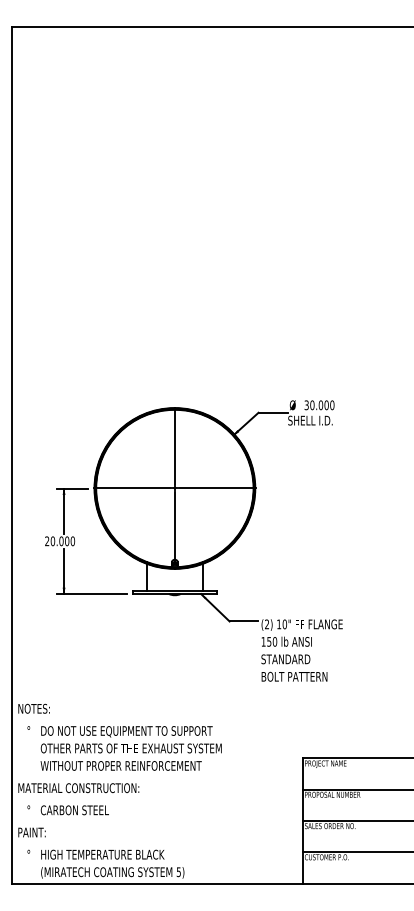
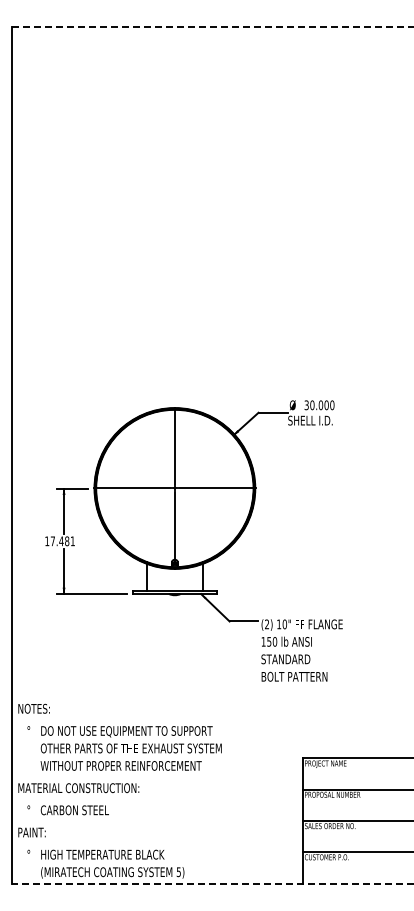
line: solid -> dashed (213, 27)
text: 20.000 -> 17.481 (60, 541)
line: solid -> dashed (212, 883)
